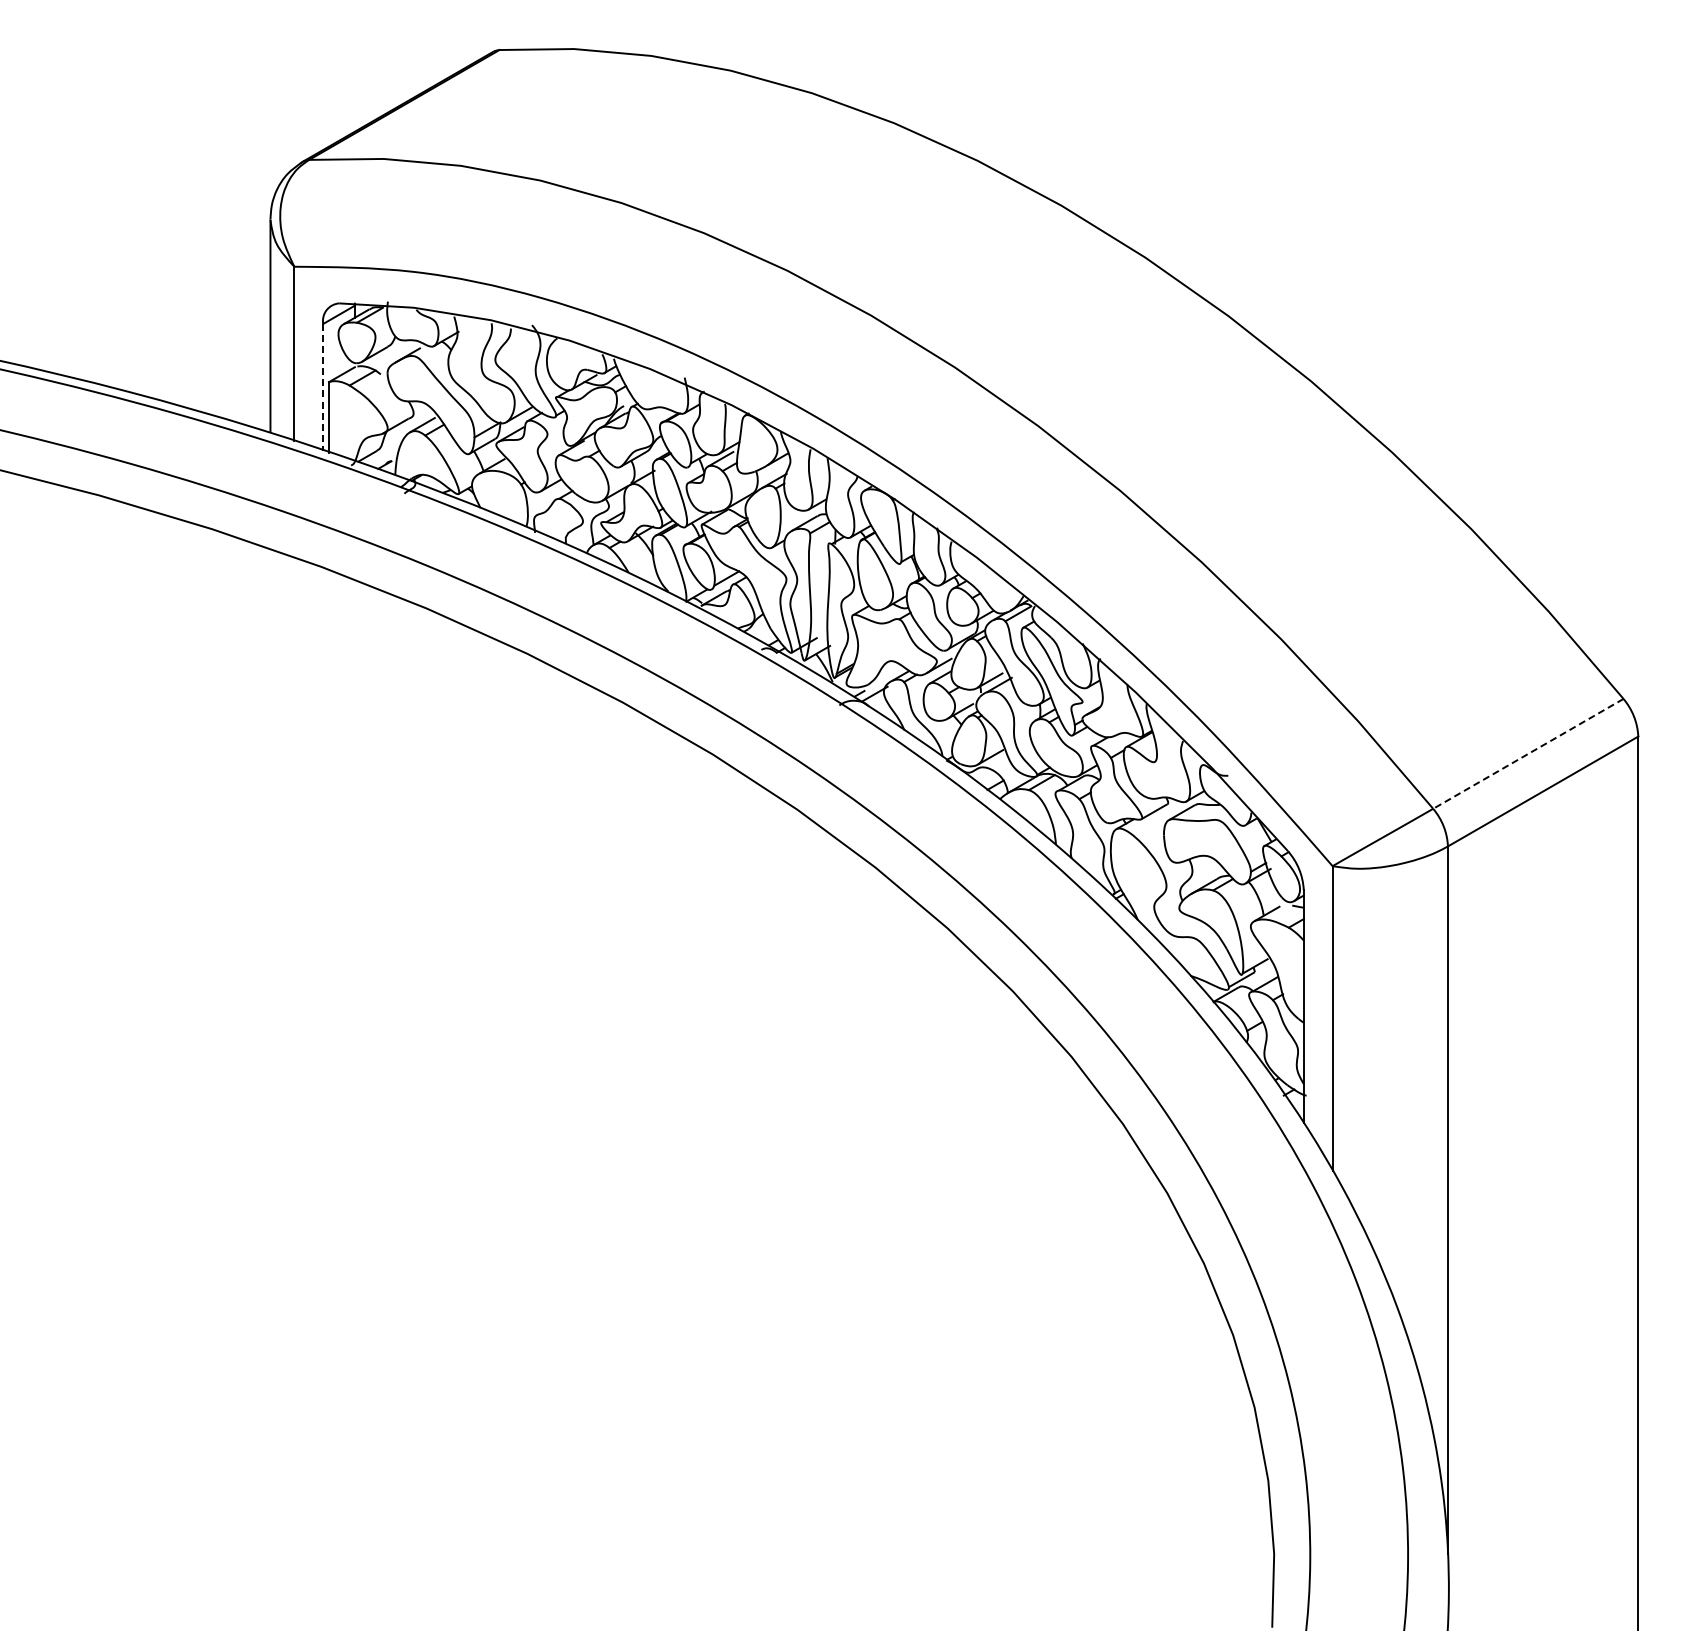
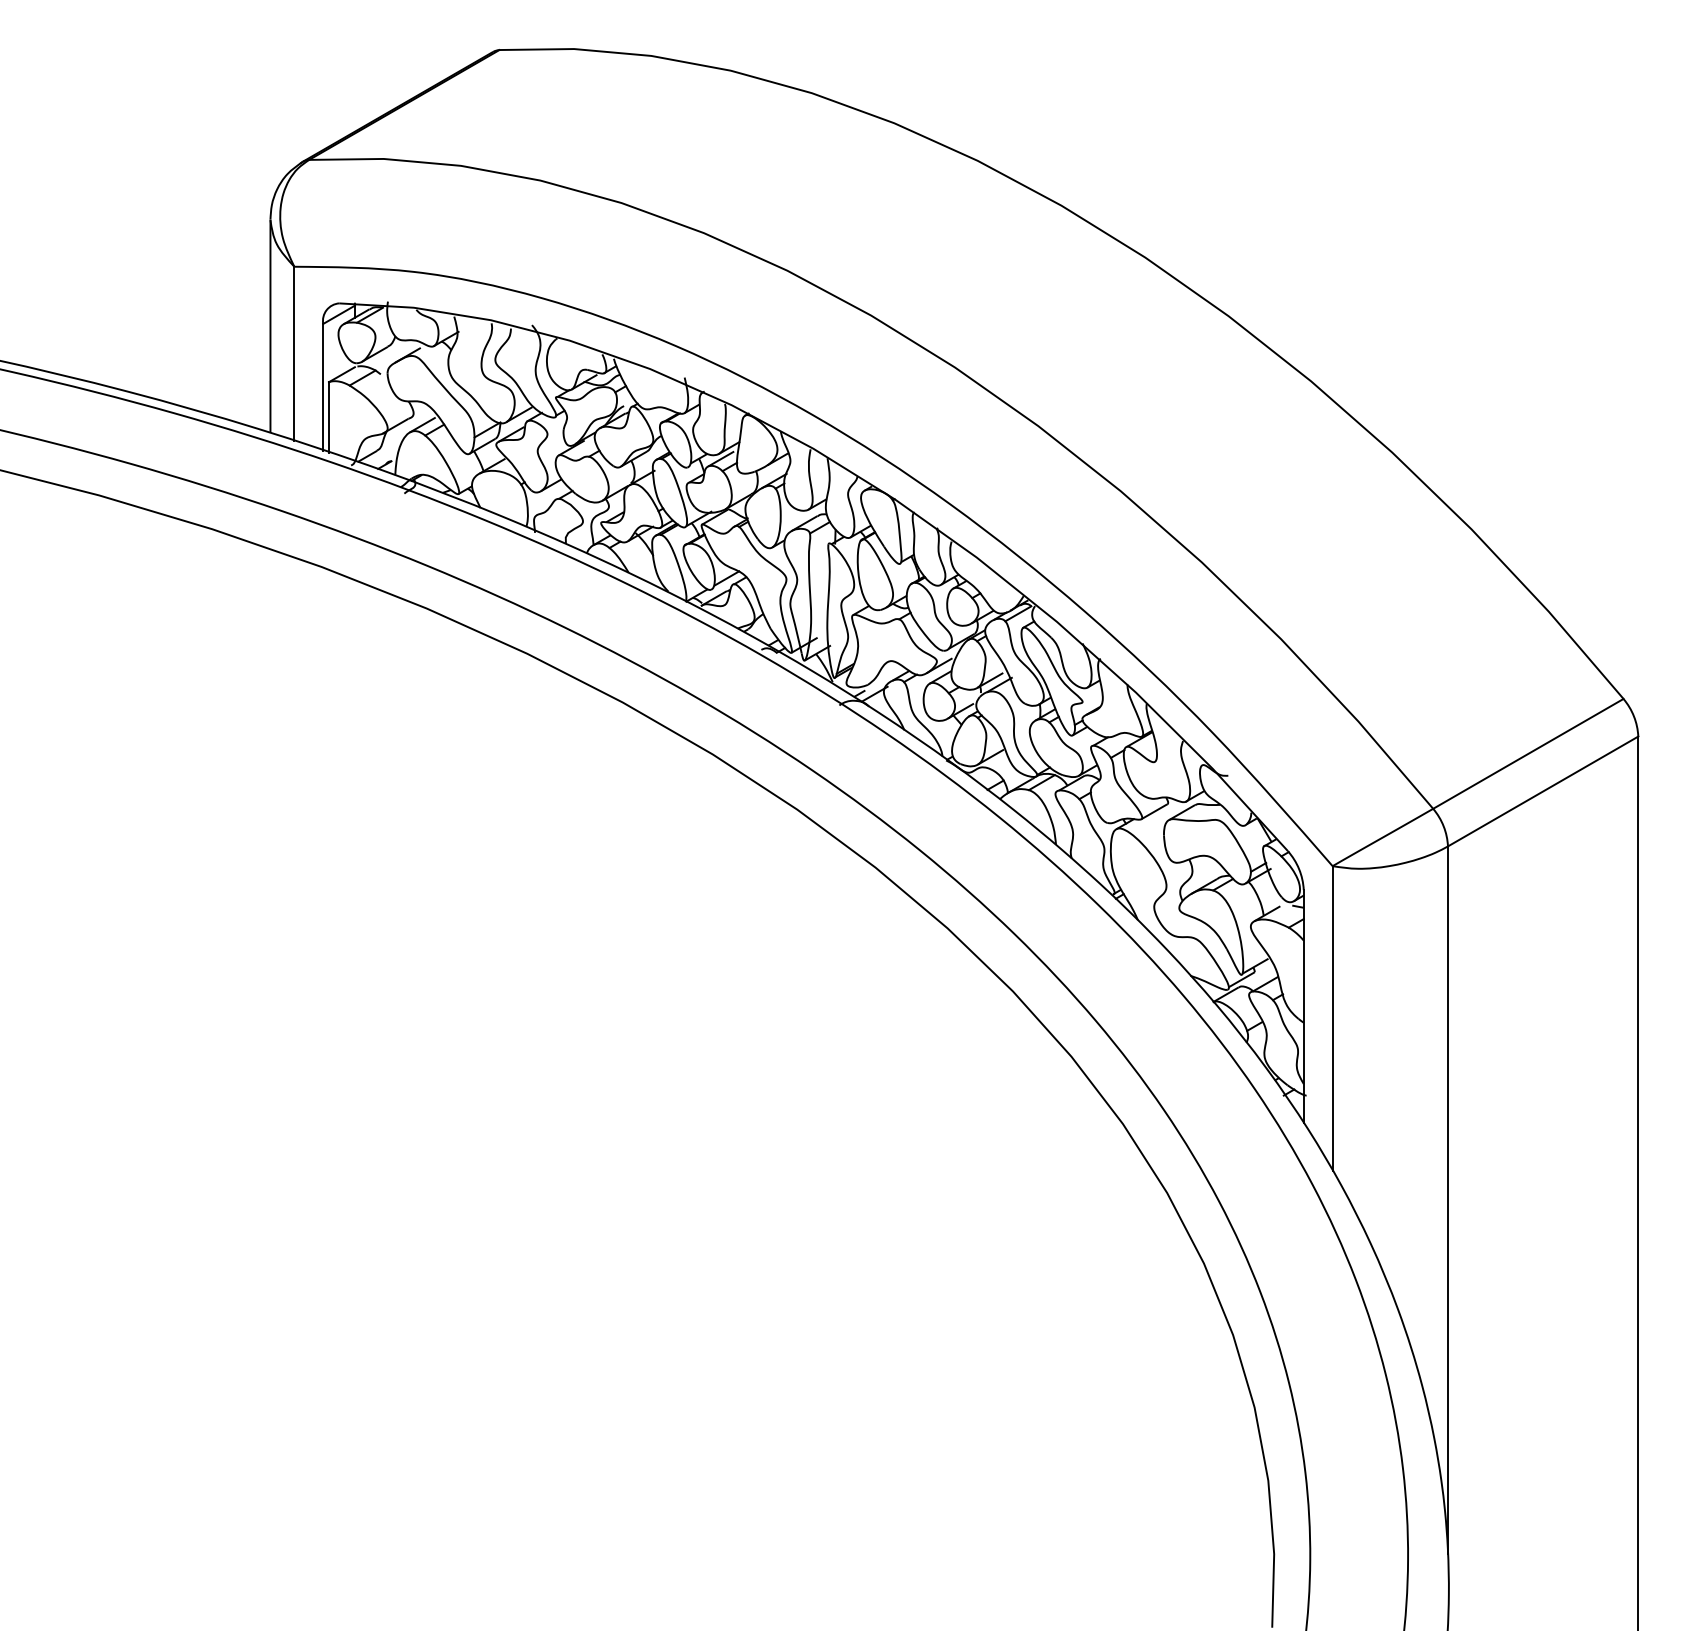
line: dashed -> solid (323, 387)
line: dashed -> solid (1528, 753)
